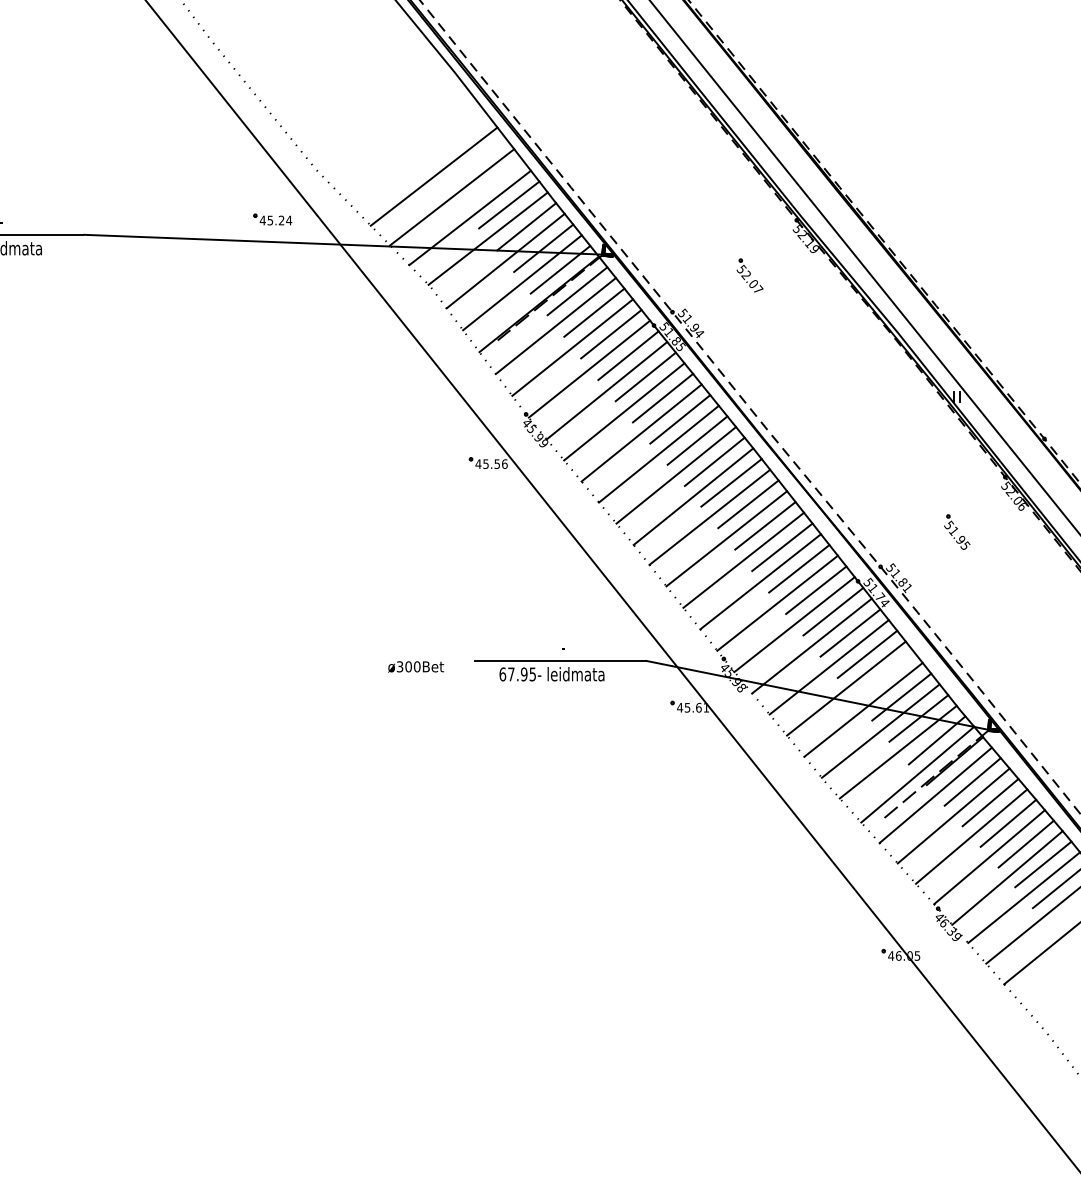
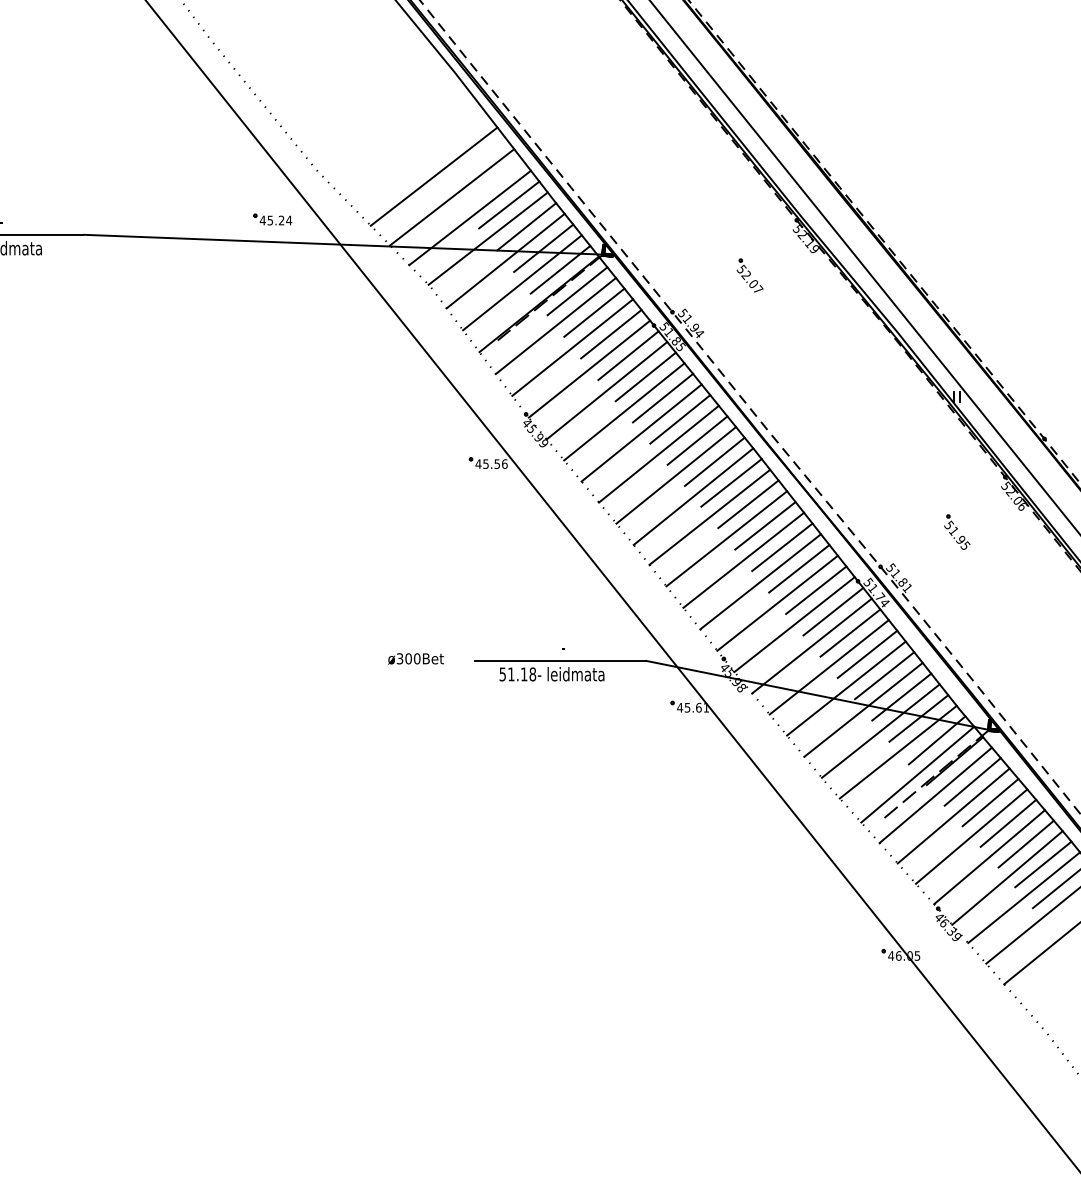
text position: (415, 666) -> (415, 658) (415, 658)
text: 67.95- -> 51.18- (517, 674)
line: none -> present (884, 675)
